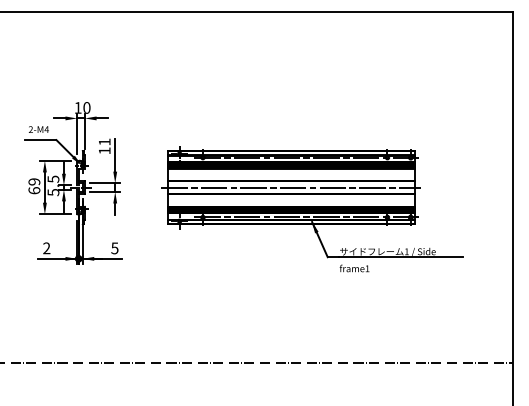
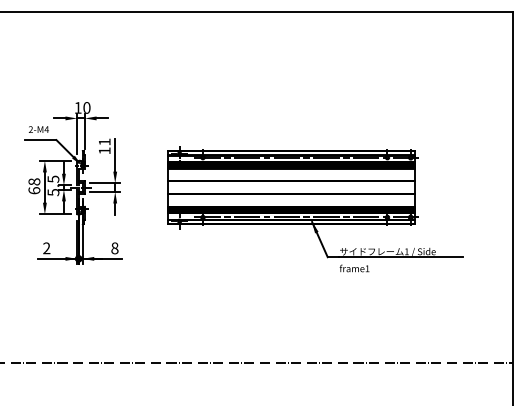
text: 69 -> 68 (34, 181)
line: present -> none (291, 187)
text: 5 -> 8 (114, 248)
